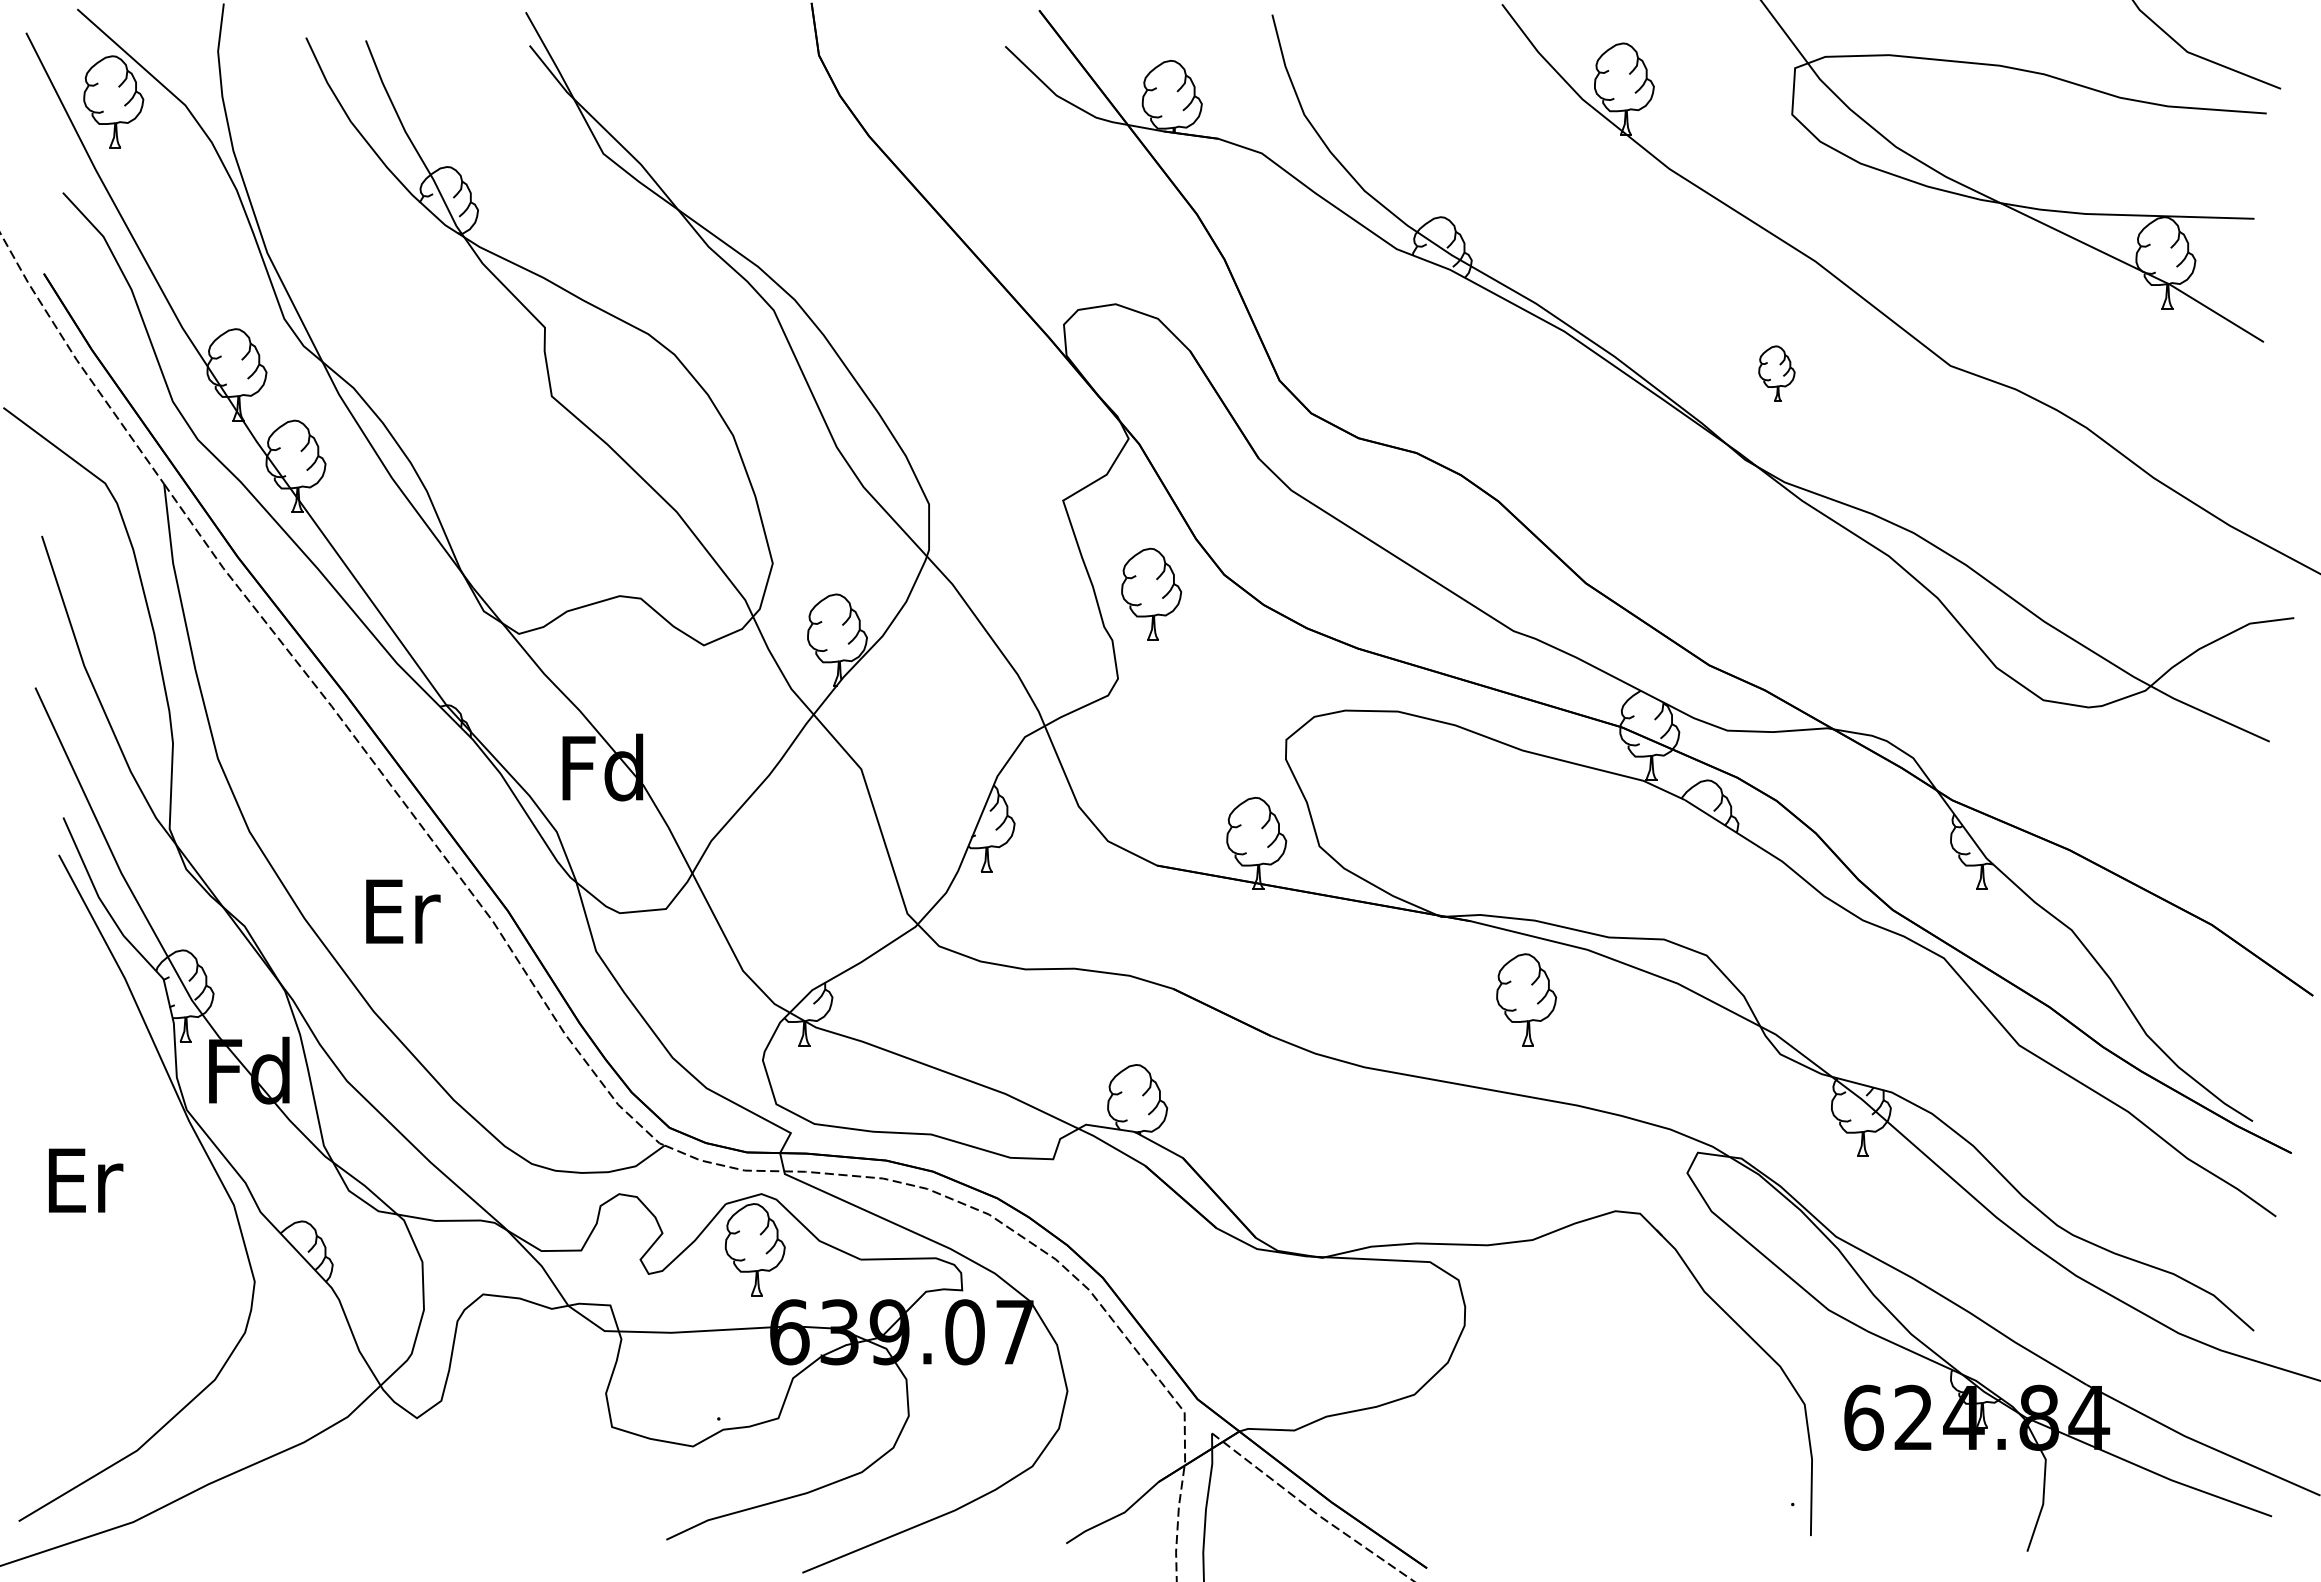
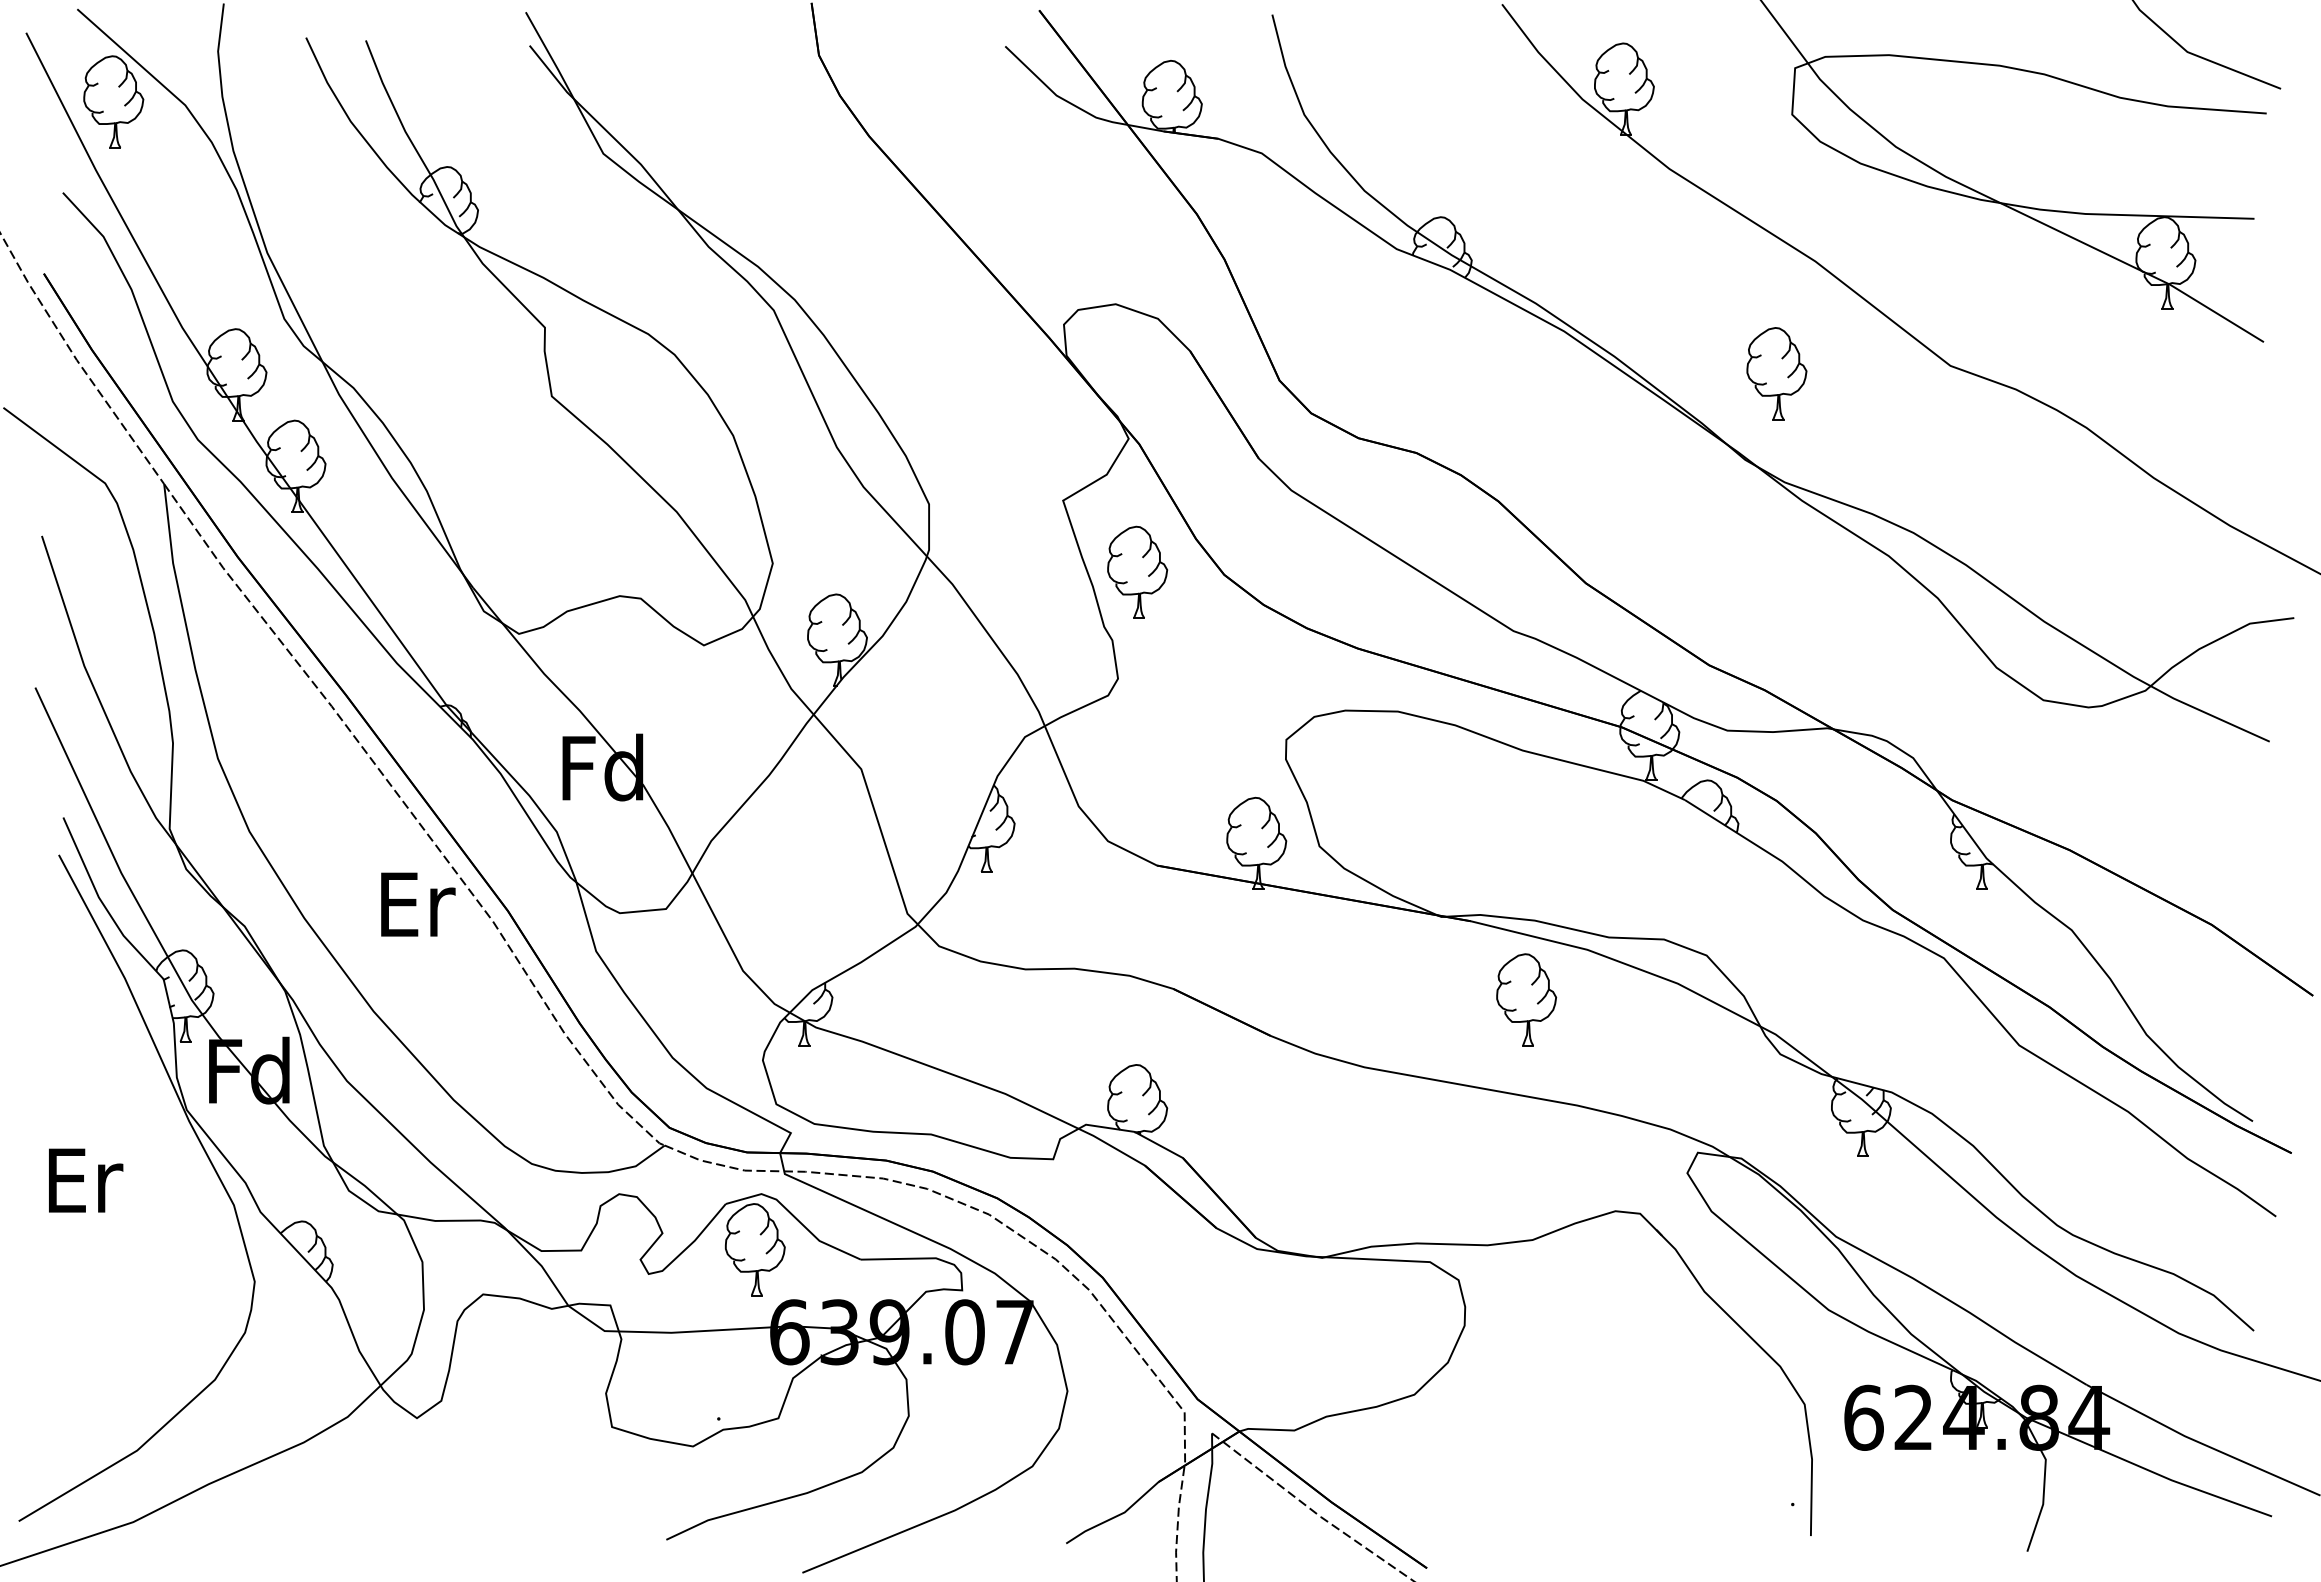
part size: 38x57 px -> 62x94 px (1776, 373)
part position: (1151, 593) -> (1137, 571) (1137, 571)
text position: (403, 911) -> (418, 904) (418, 904)
